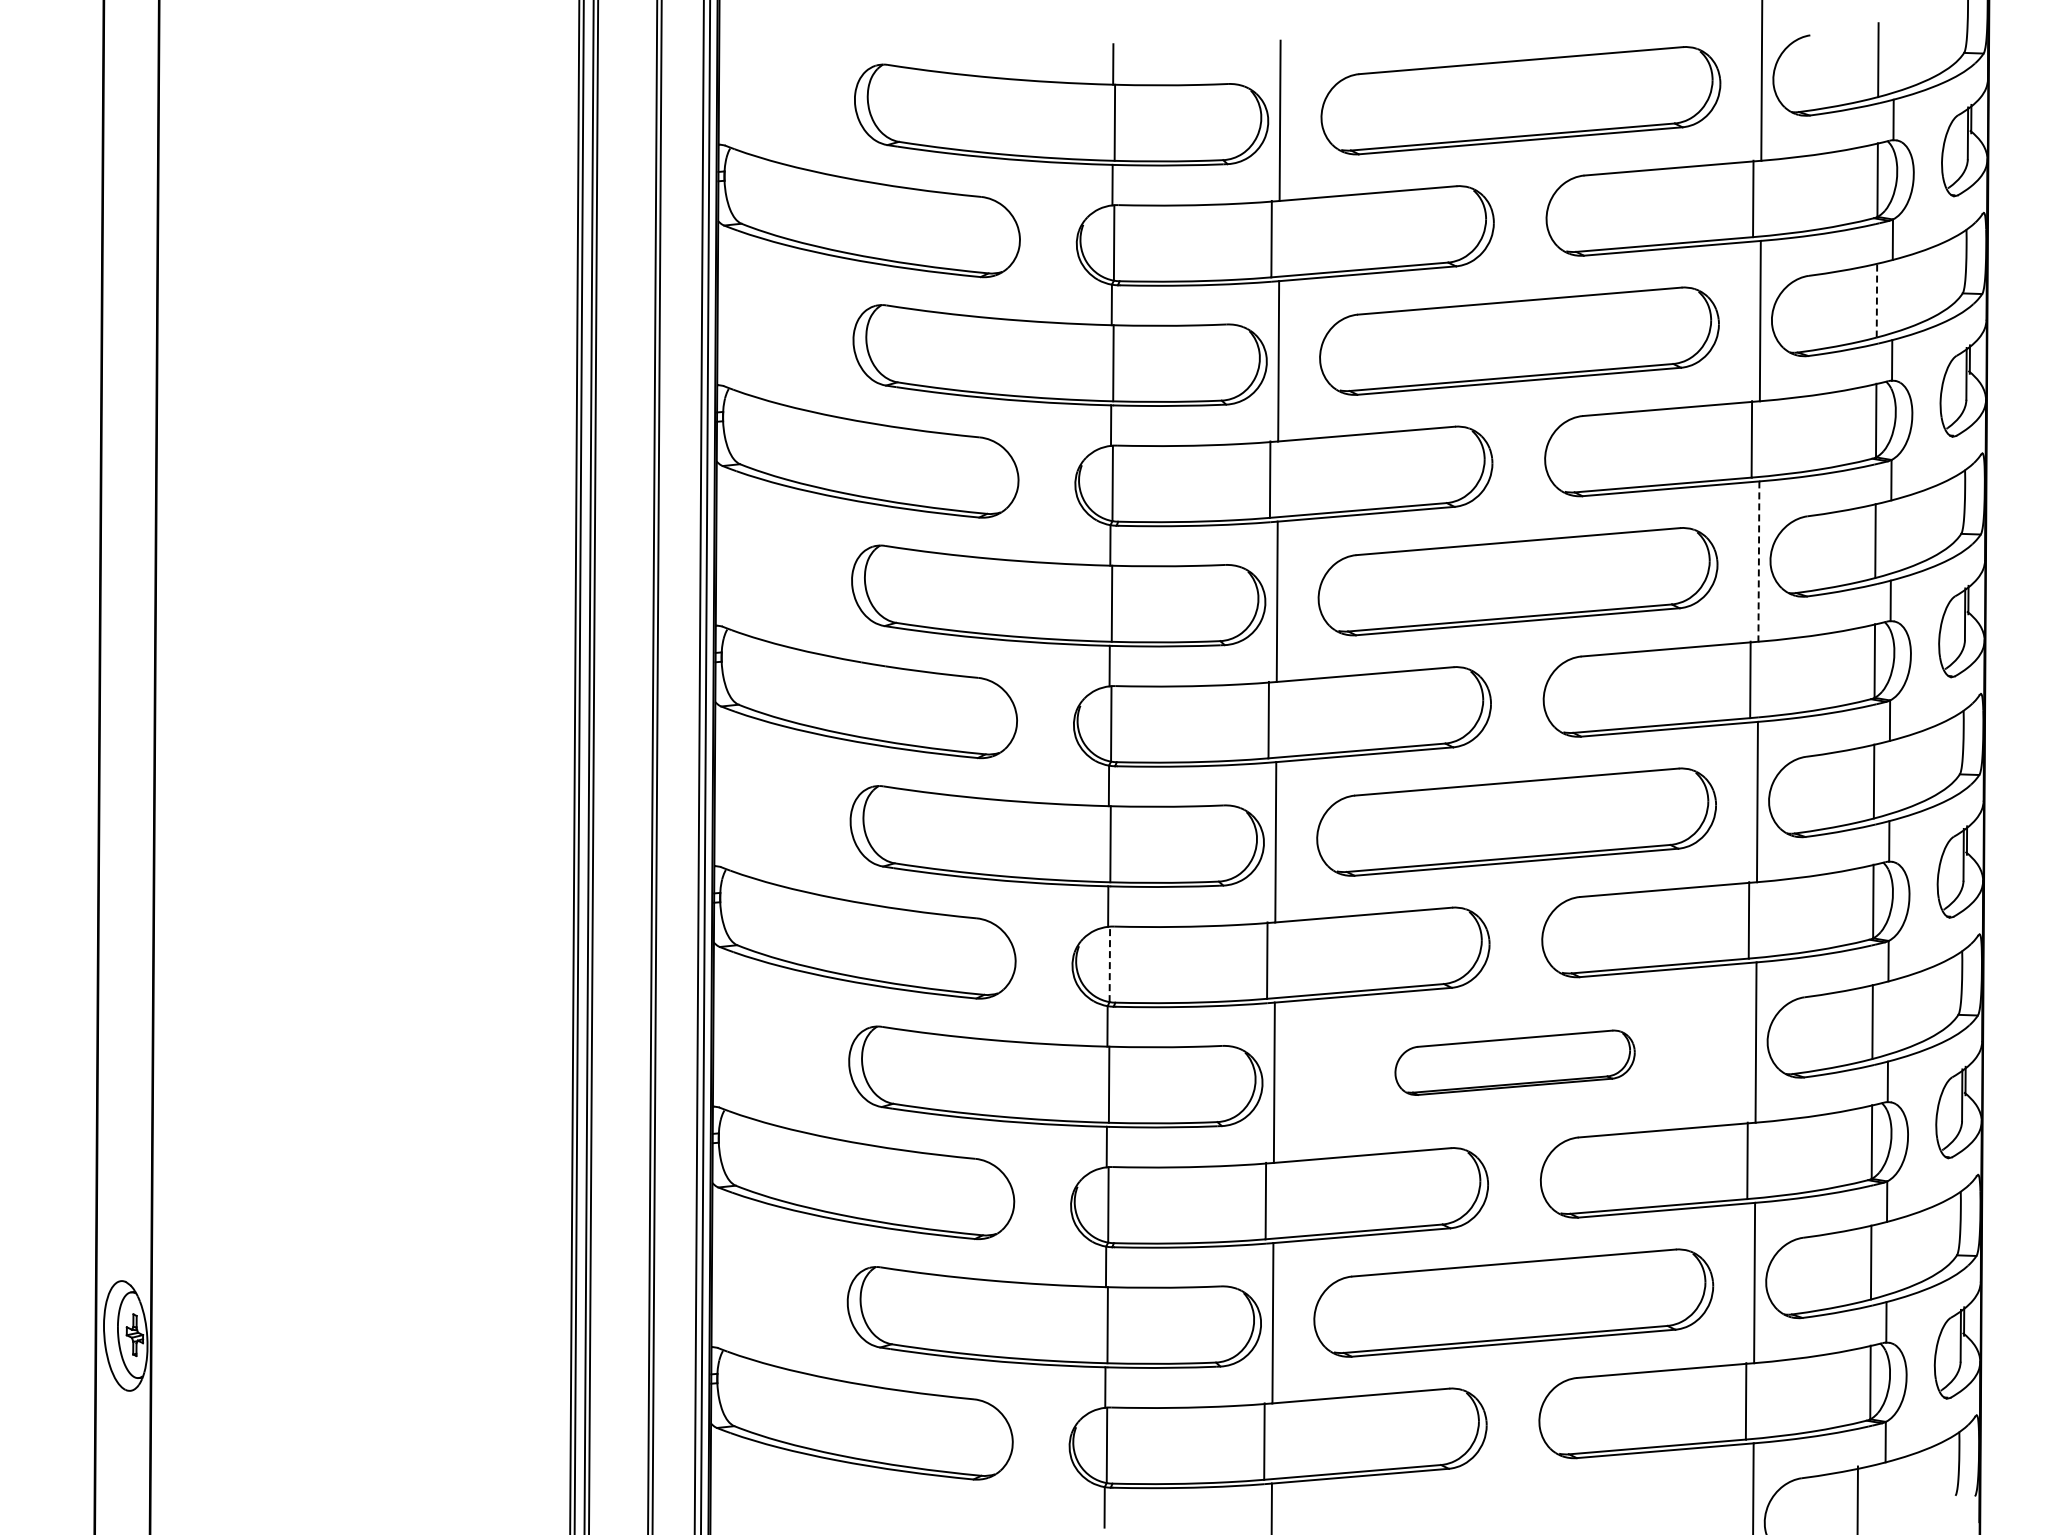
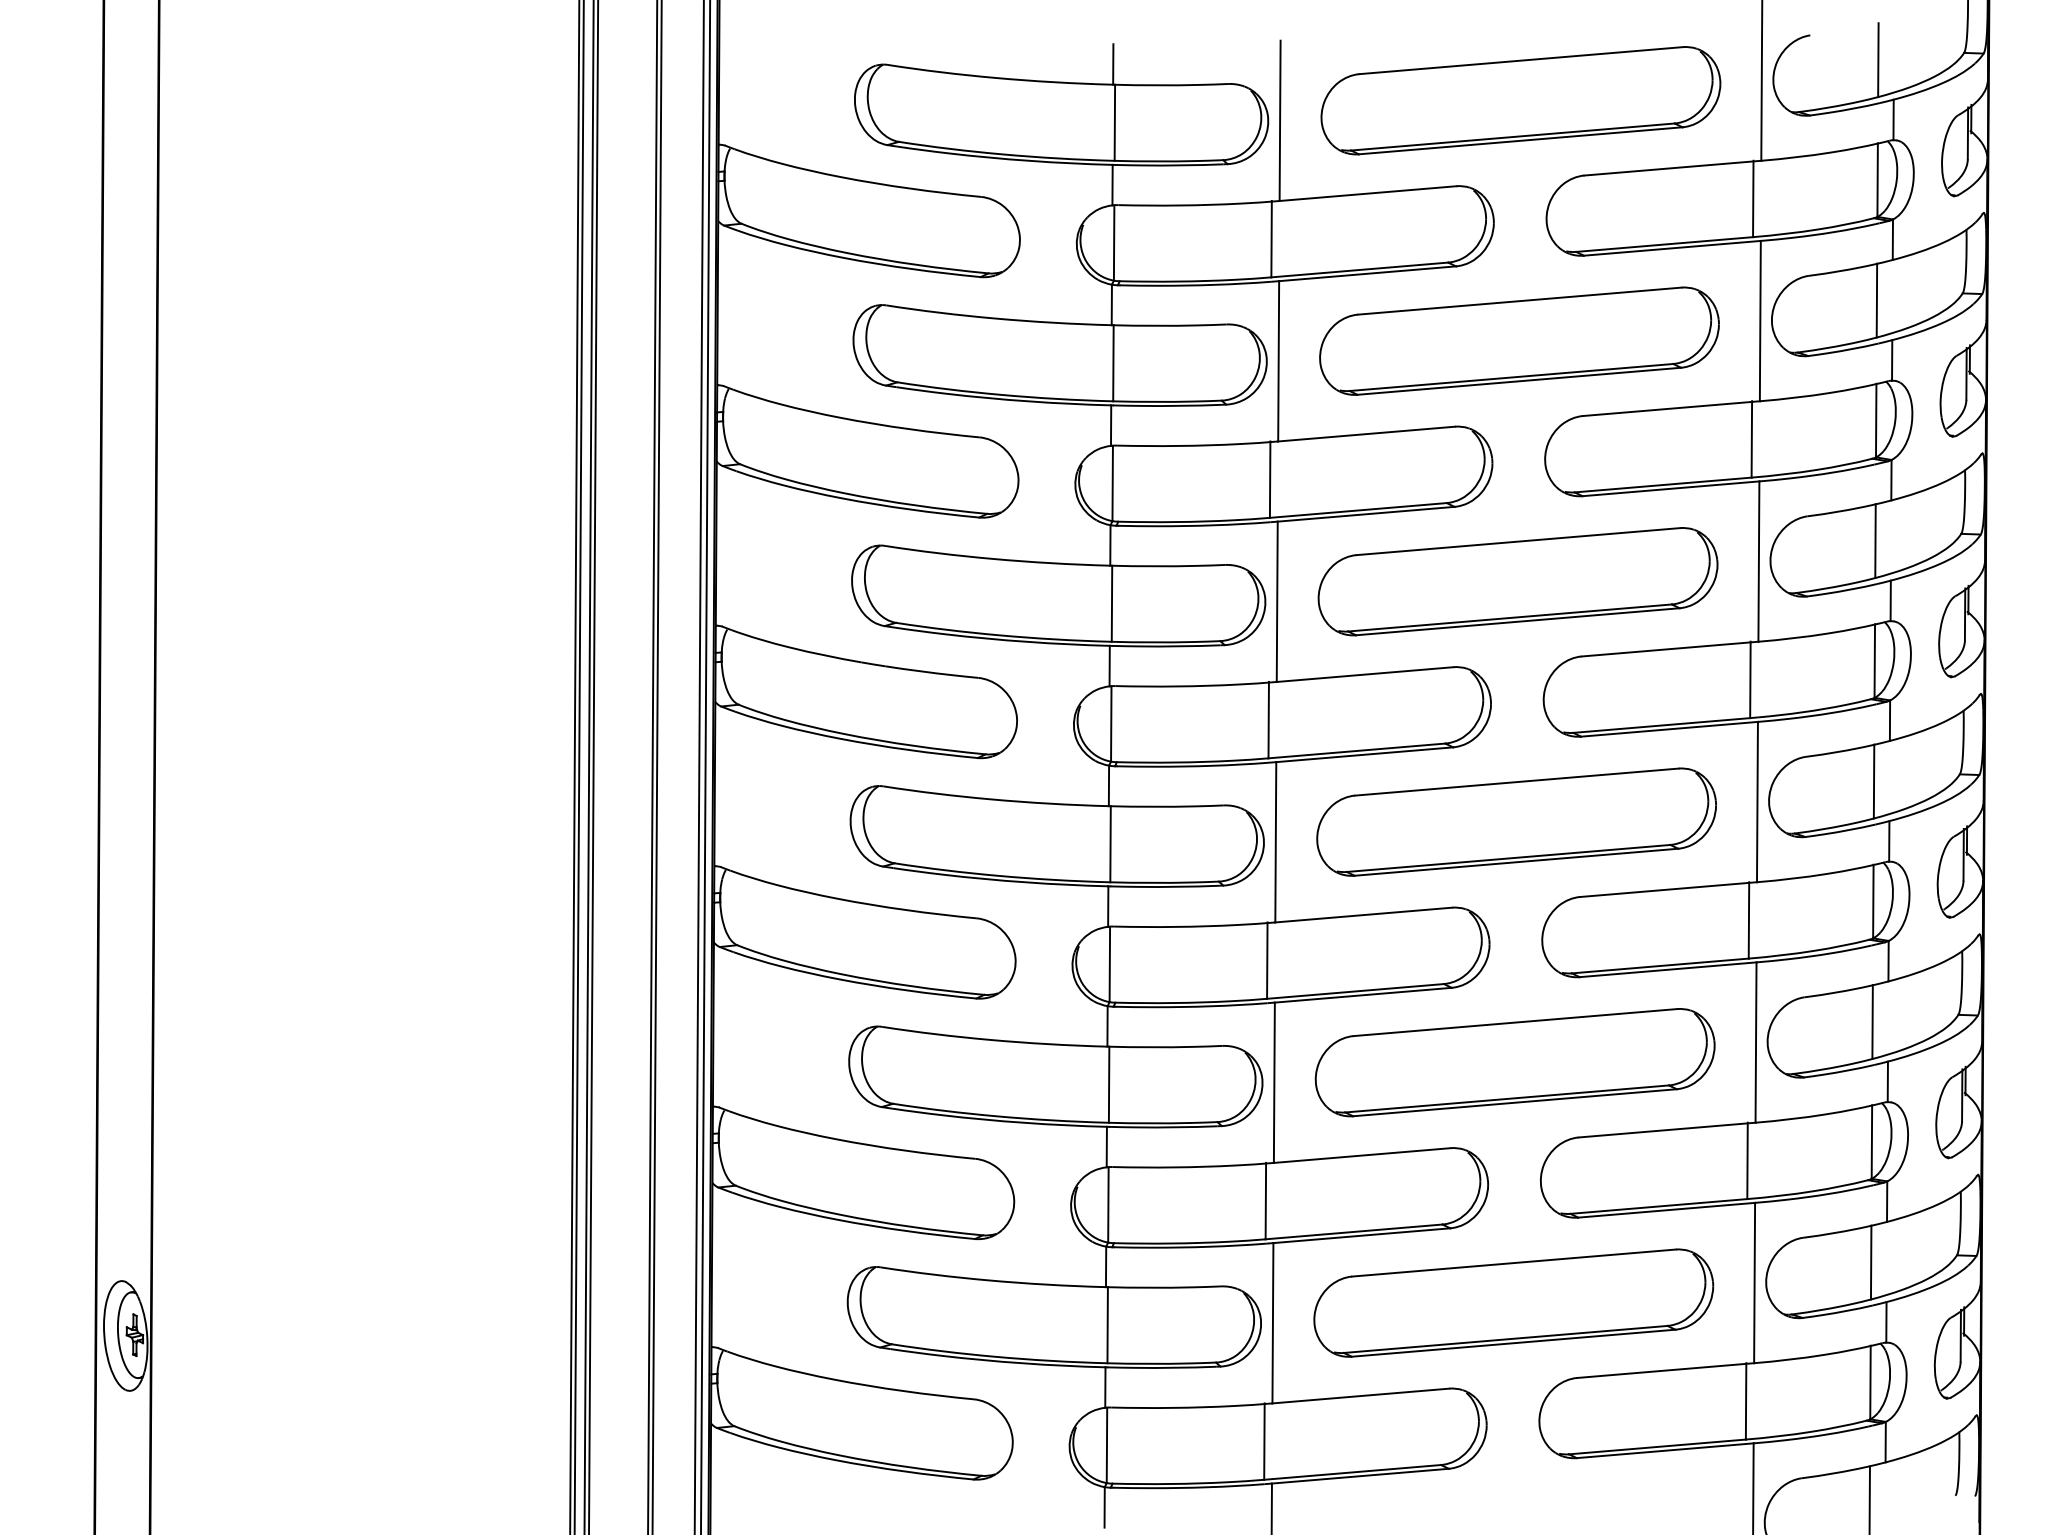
line: dashed -> solid (1876, 300)
line: dashed -> solid (1758, 562)
line: dashed -> solid (1109, 964)
part size: 242x67 px -> 402x110 px (1514, 1062)
line position: (1857, 1498) -> (1869, 1498) (1869, 1498)
